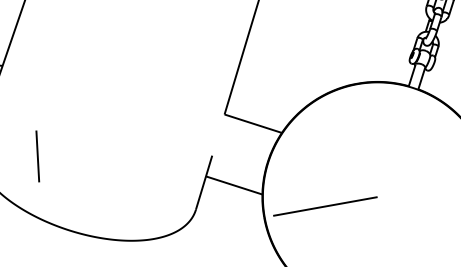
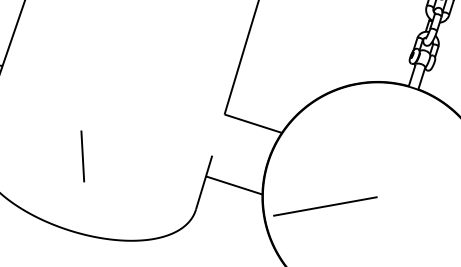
line position: (37, 156) -> (82, 156) (82, 156)
